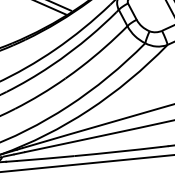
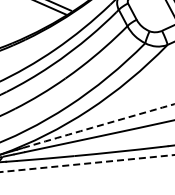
arc: solid -> dashed (98, 126)
line: solid -> dashed (87, 163)
